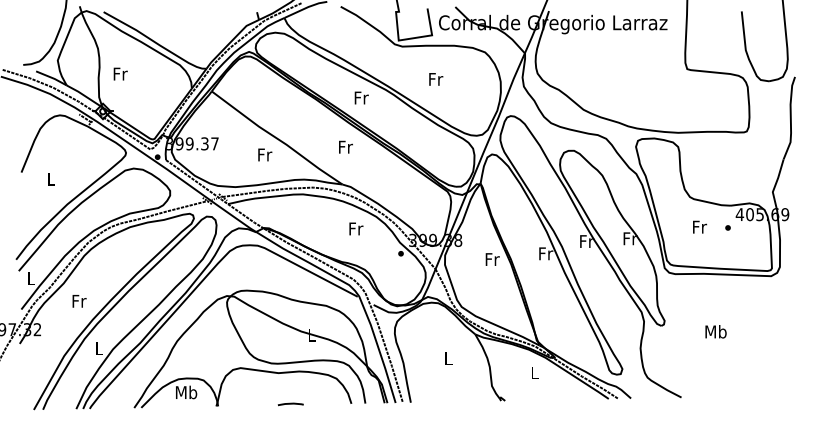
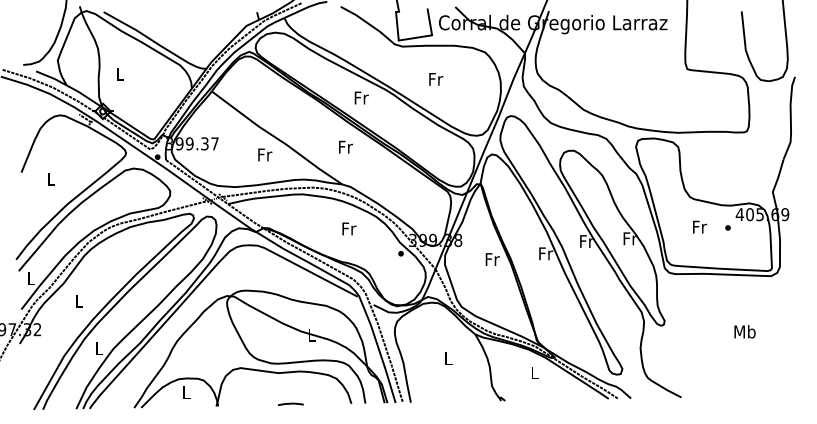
text: Fr -> L (120, 73)
text position: (356, 228) -> (349, 228) (349, 228)
text: Fr -> L (79, 300)
text position: (715, 331) -> (744, 331) (744, 331)
text: Mb -> L (186, 392)
